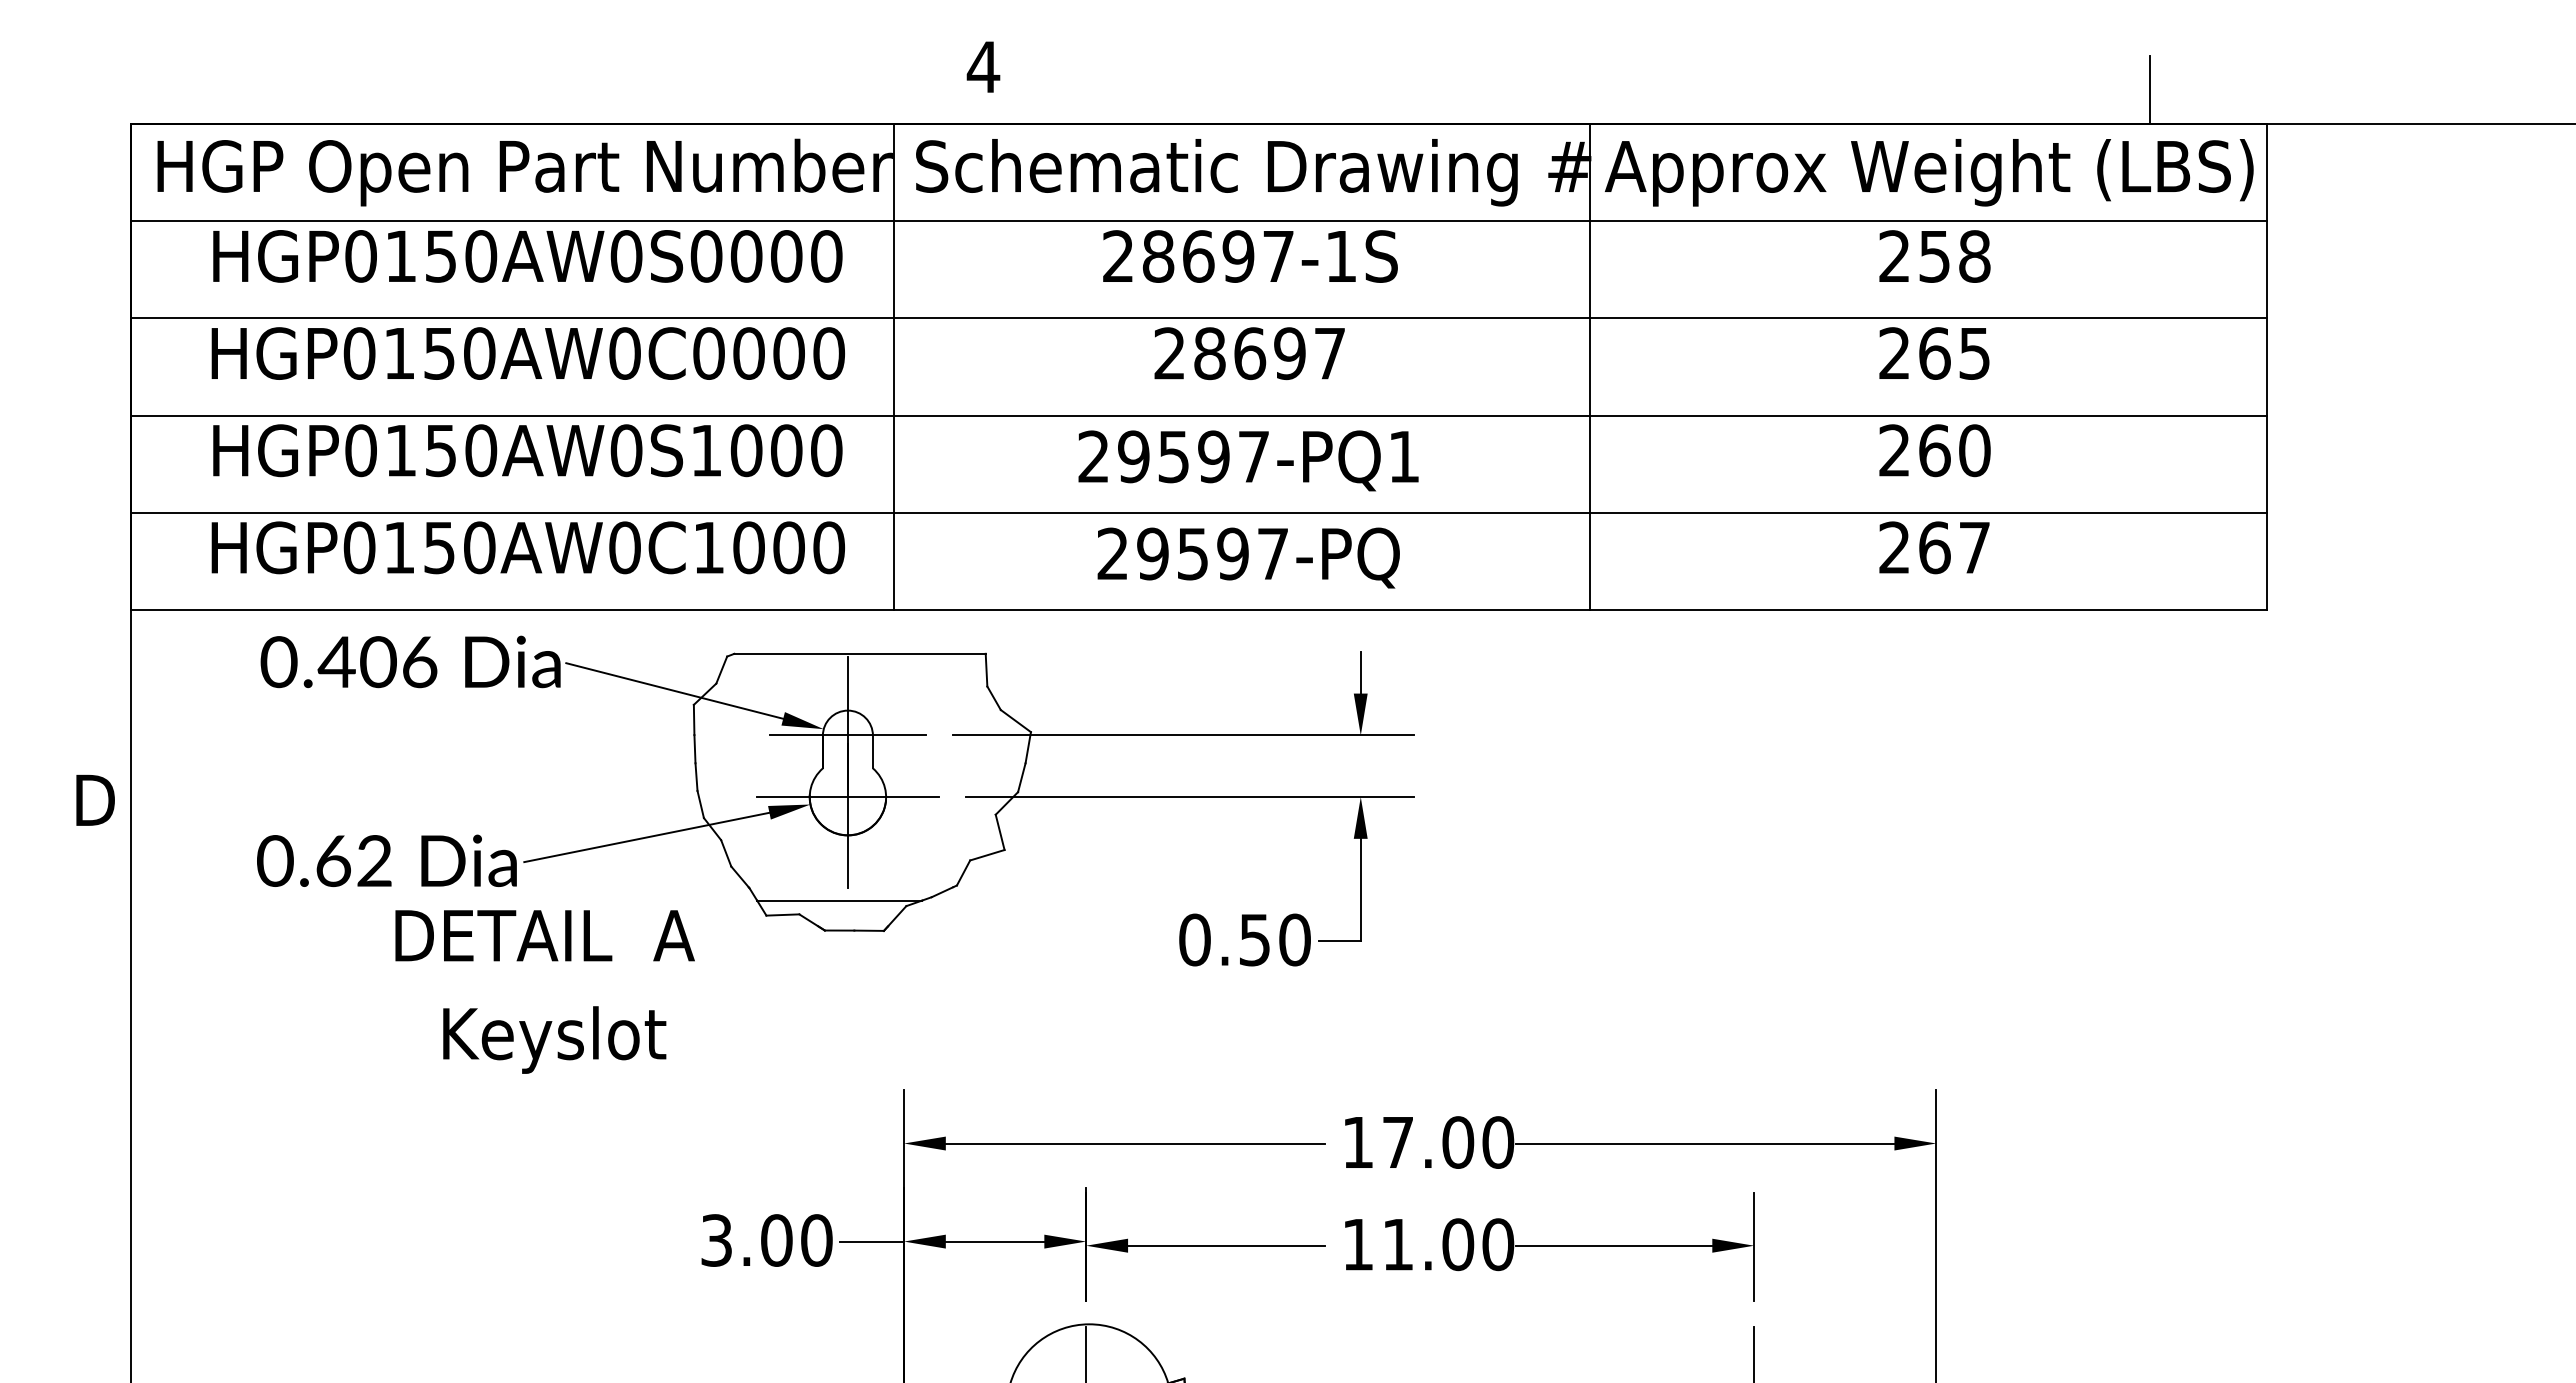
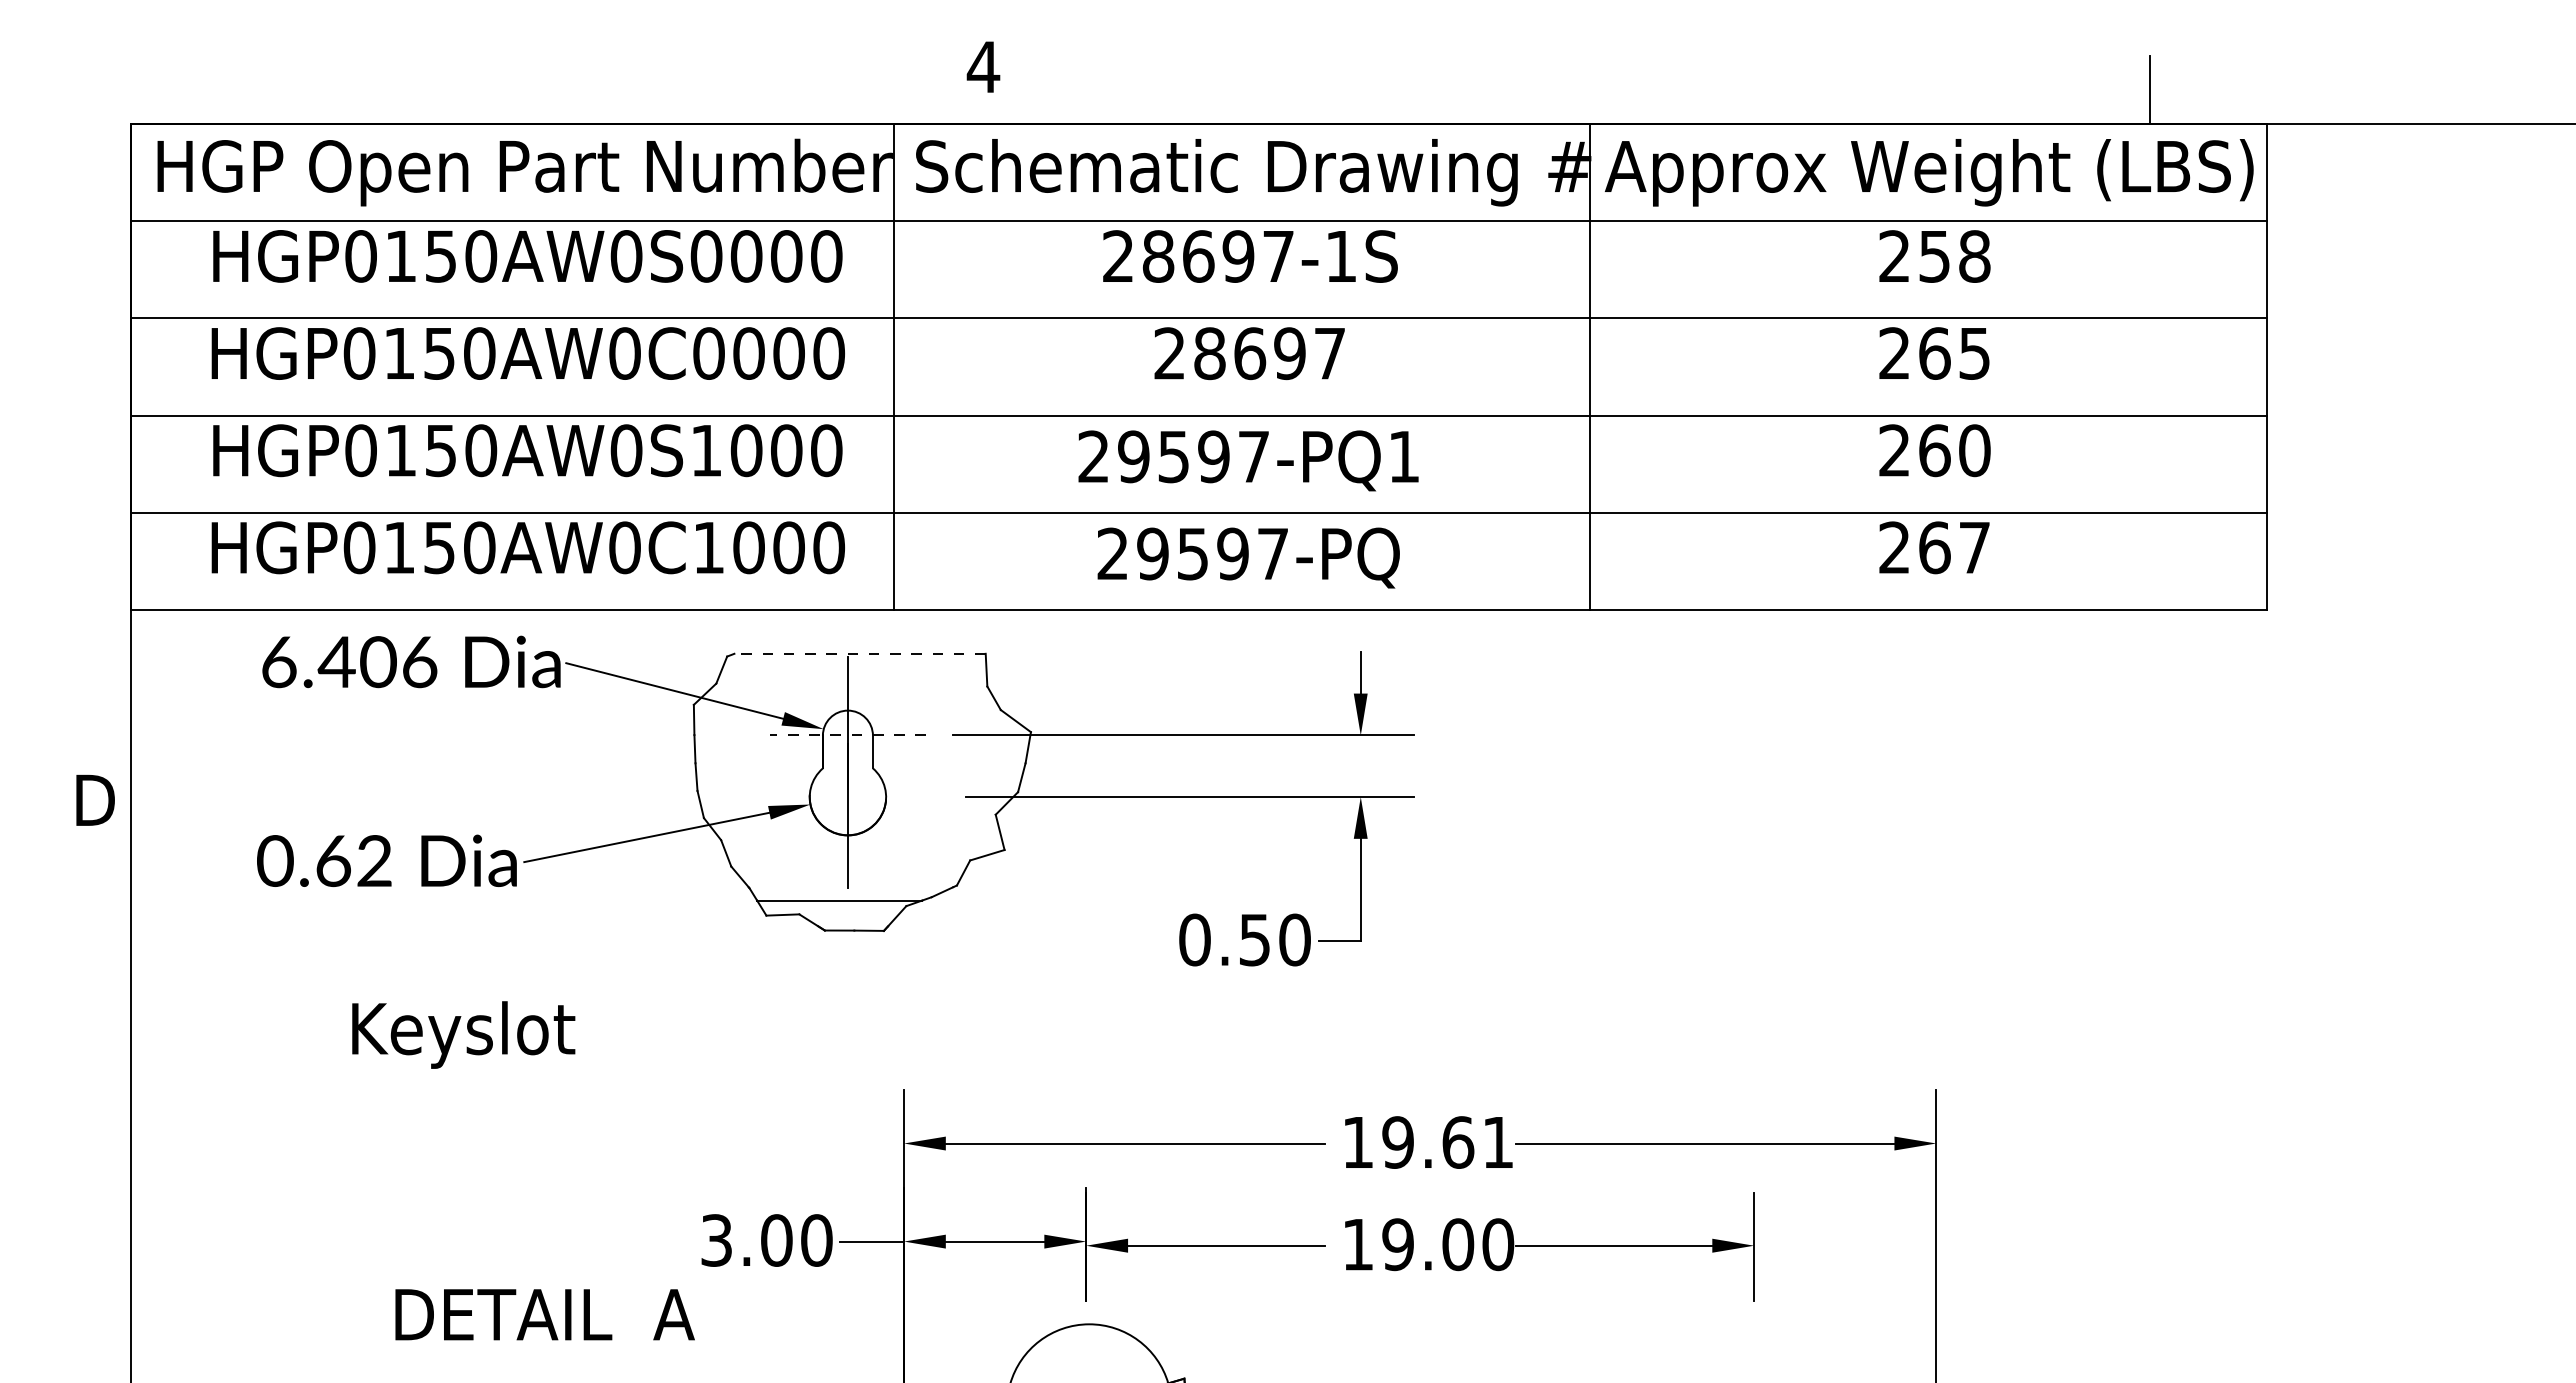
line: solid -> dashed (860, 653)
text: 0.406 -> 6.406 (278, 661)
line: solid -> dashed (847, 735)
line: present -> none (847, 797)
text position: (544, 935) -> (544, 1314) (544, 1314)
text position: (554, 1039) -> (463, 1034) (463, 1034)
text: 17.00 -> 19.61 (1448, 1142)
text: 11.00 -> 19.00 (1397, 1244)
line: present -> none (1086, 1353)
line: present -> none (1754, 1353)
